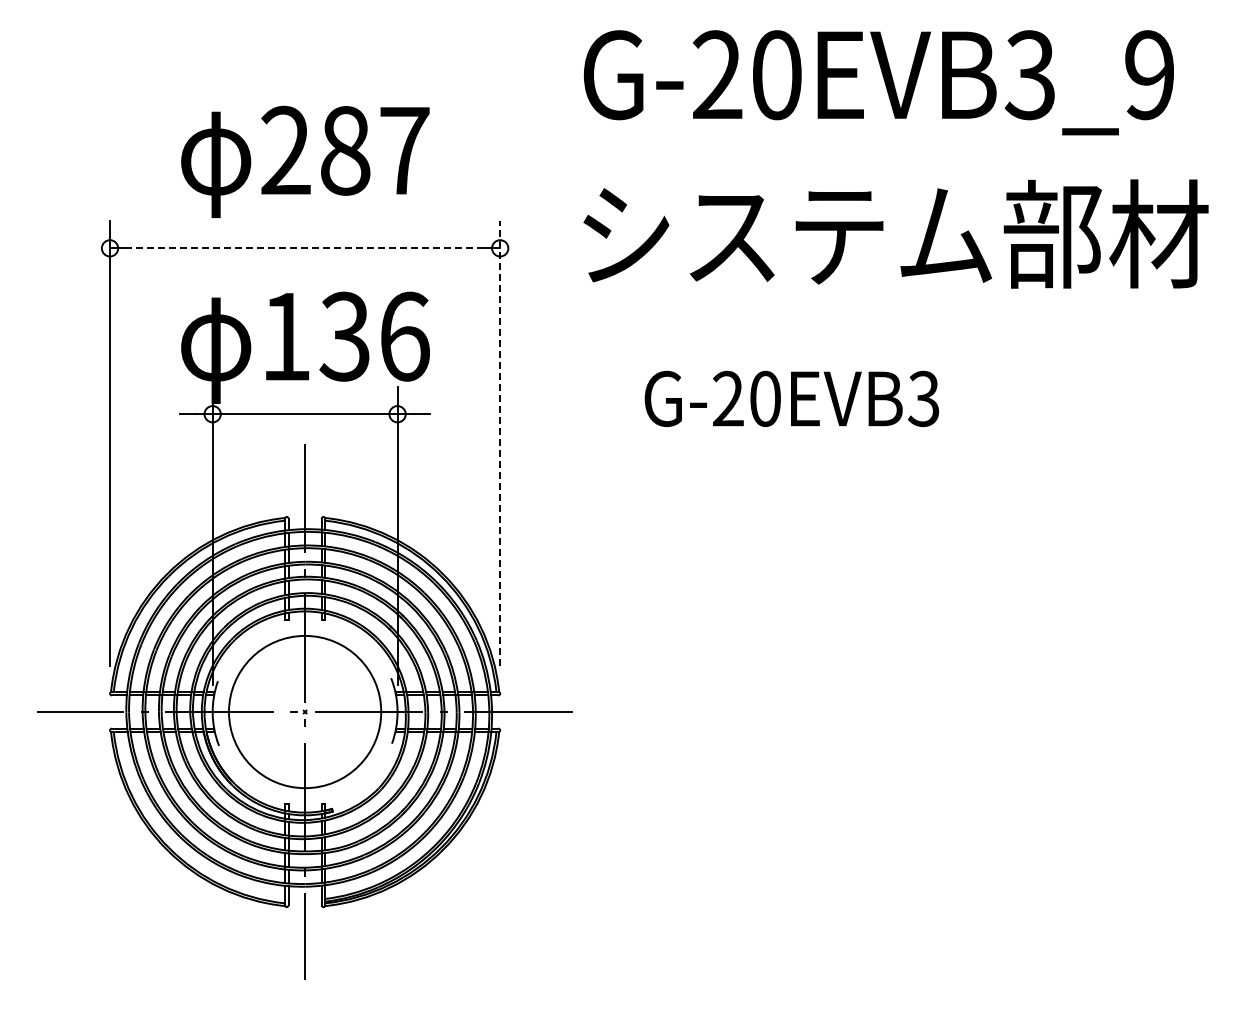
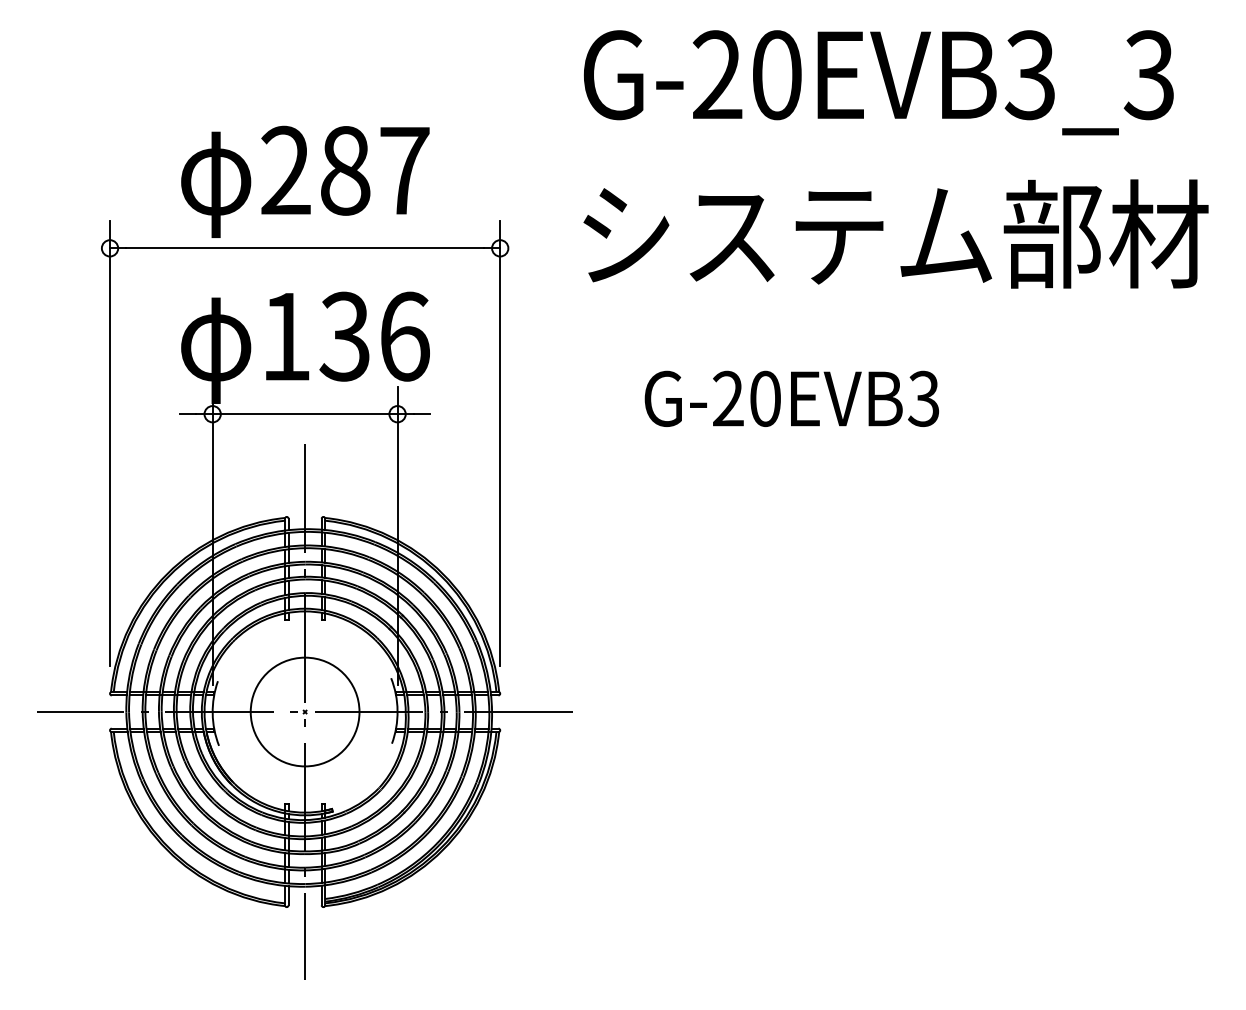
text: G-20EVB3_9 -> G-20EVB3_3 (1148, 75)
text position: (305, 161) -> (305, 181) (305, 181)
line: dashed -> solid (305, 248)
line: dashed -> solid (500, 443)
circle diameter: 152 px -> 109 px (304, 711)
